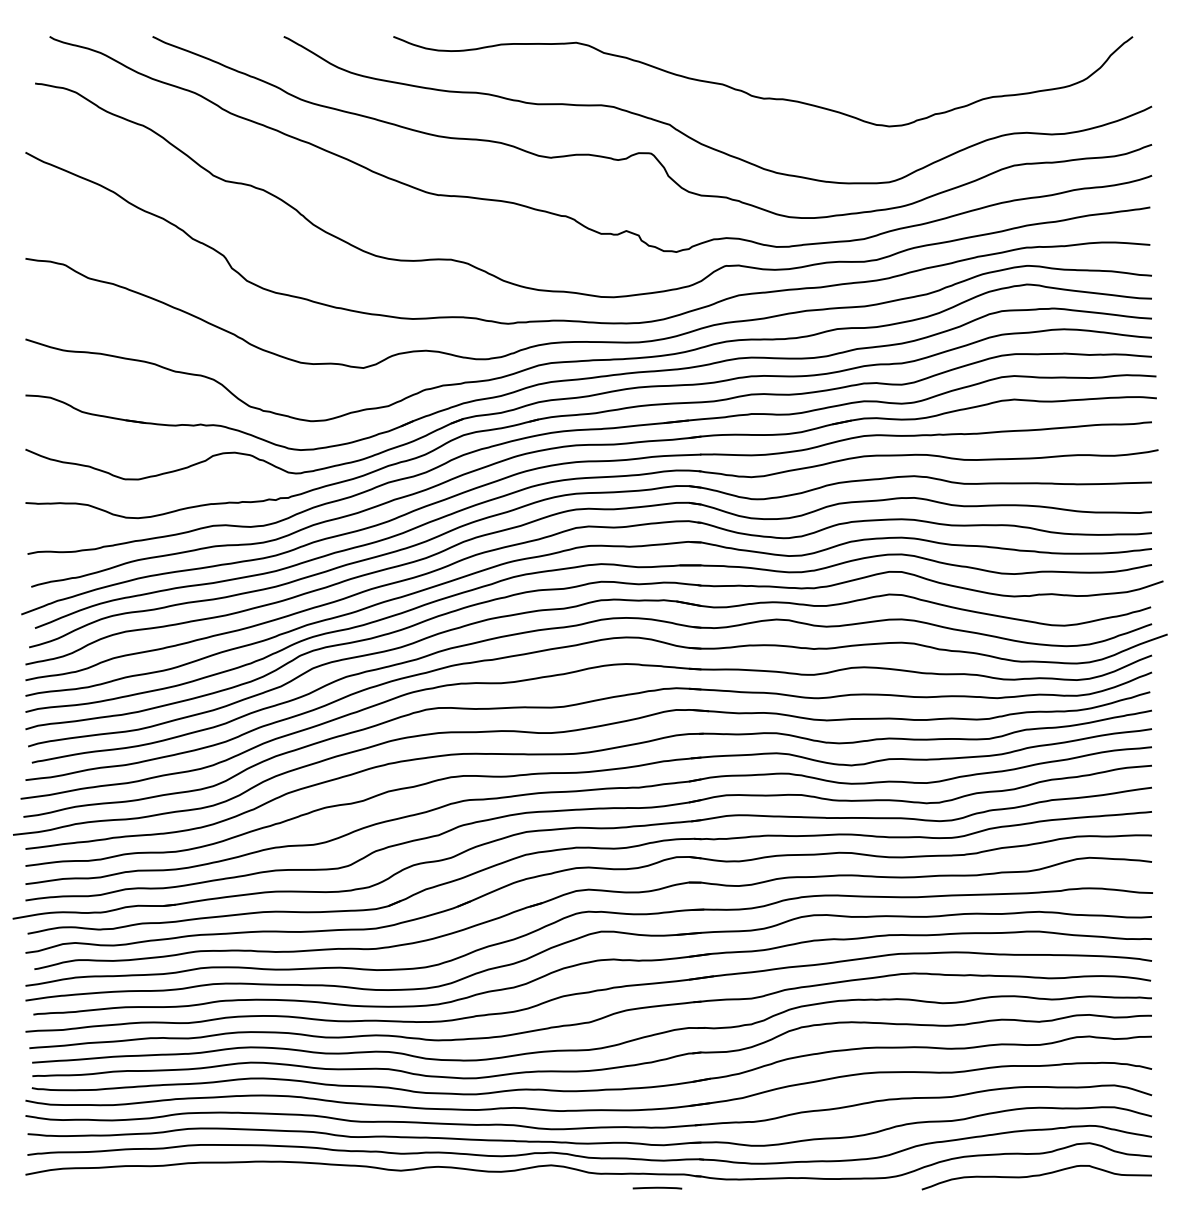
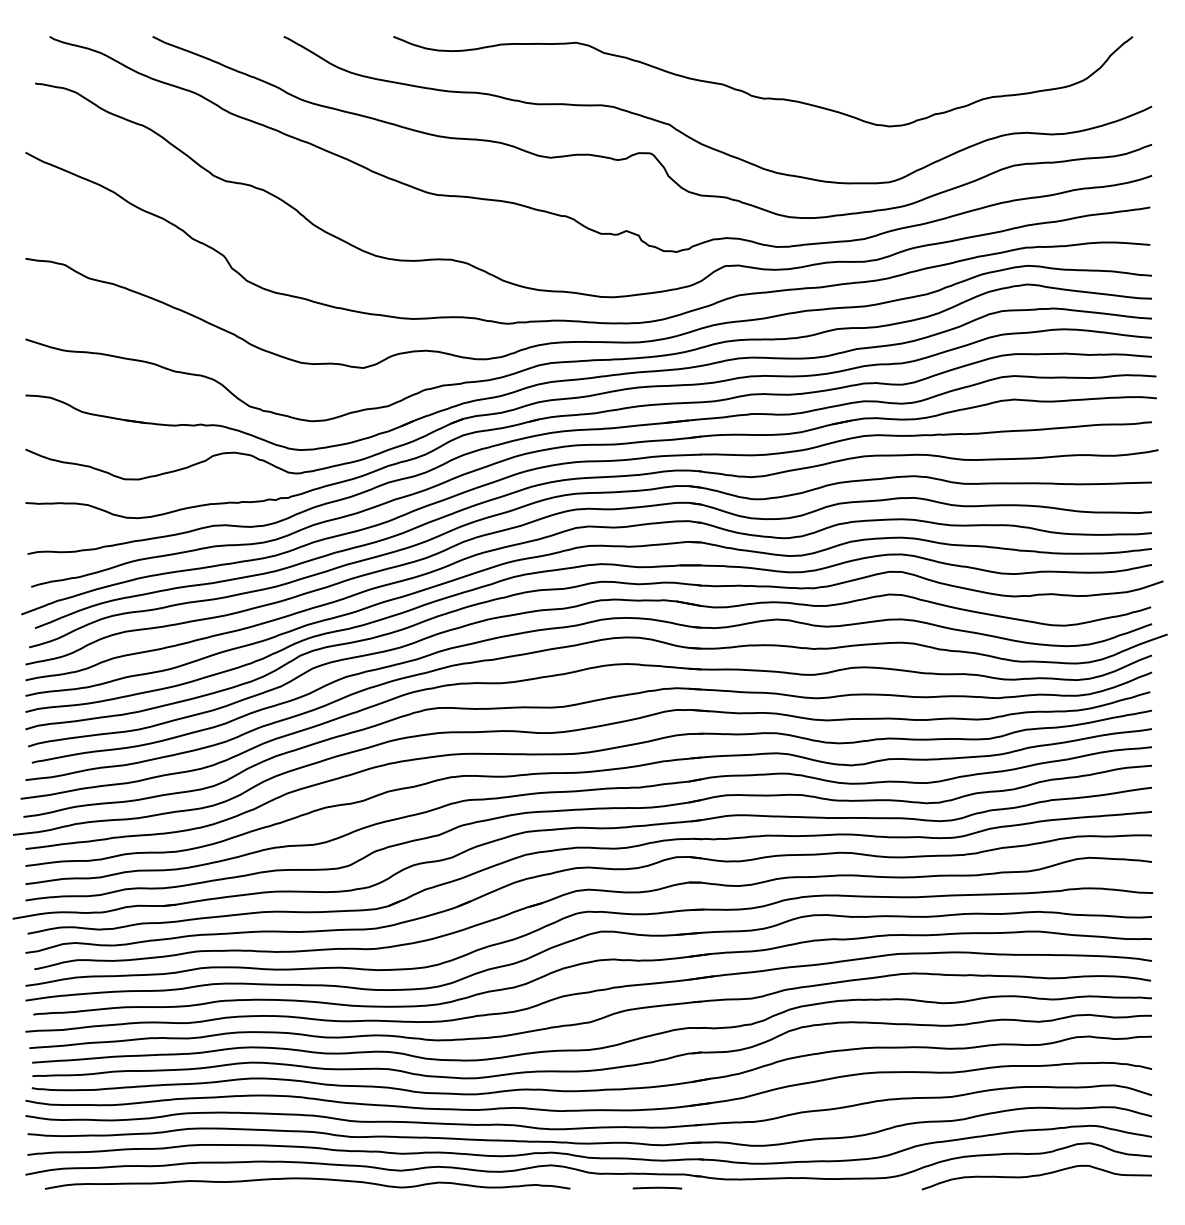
curve: none -> present (307, 1179)
